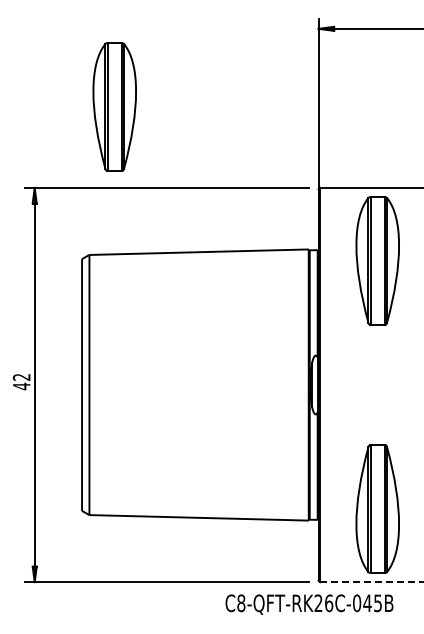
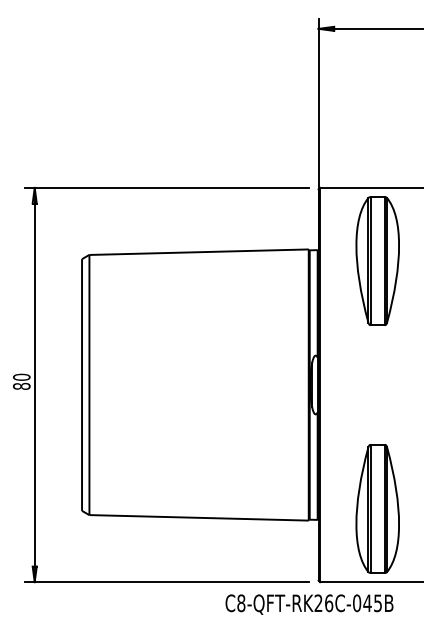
part: present -> none (114, 106)
text: 42 -> 80 (21, 381)
line: dashed -> solid (371, 582)
